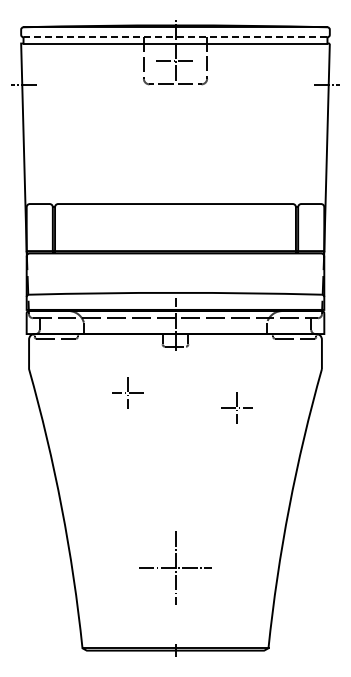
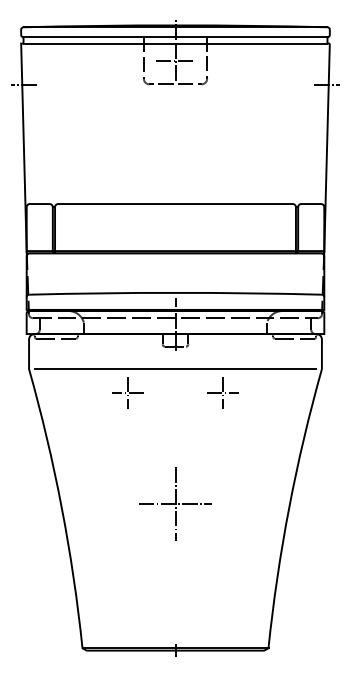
line: dashed -> solid (175, 37)
line: none -> present (175, 369)
part position: (236, 407) -> (222, 392) (222, 392)
part position: (175, 567) -> (175, 503) (175, 503)
